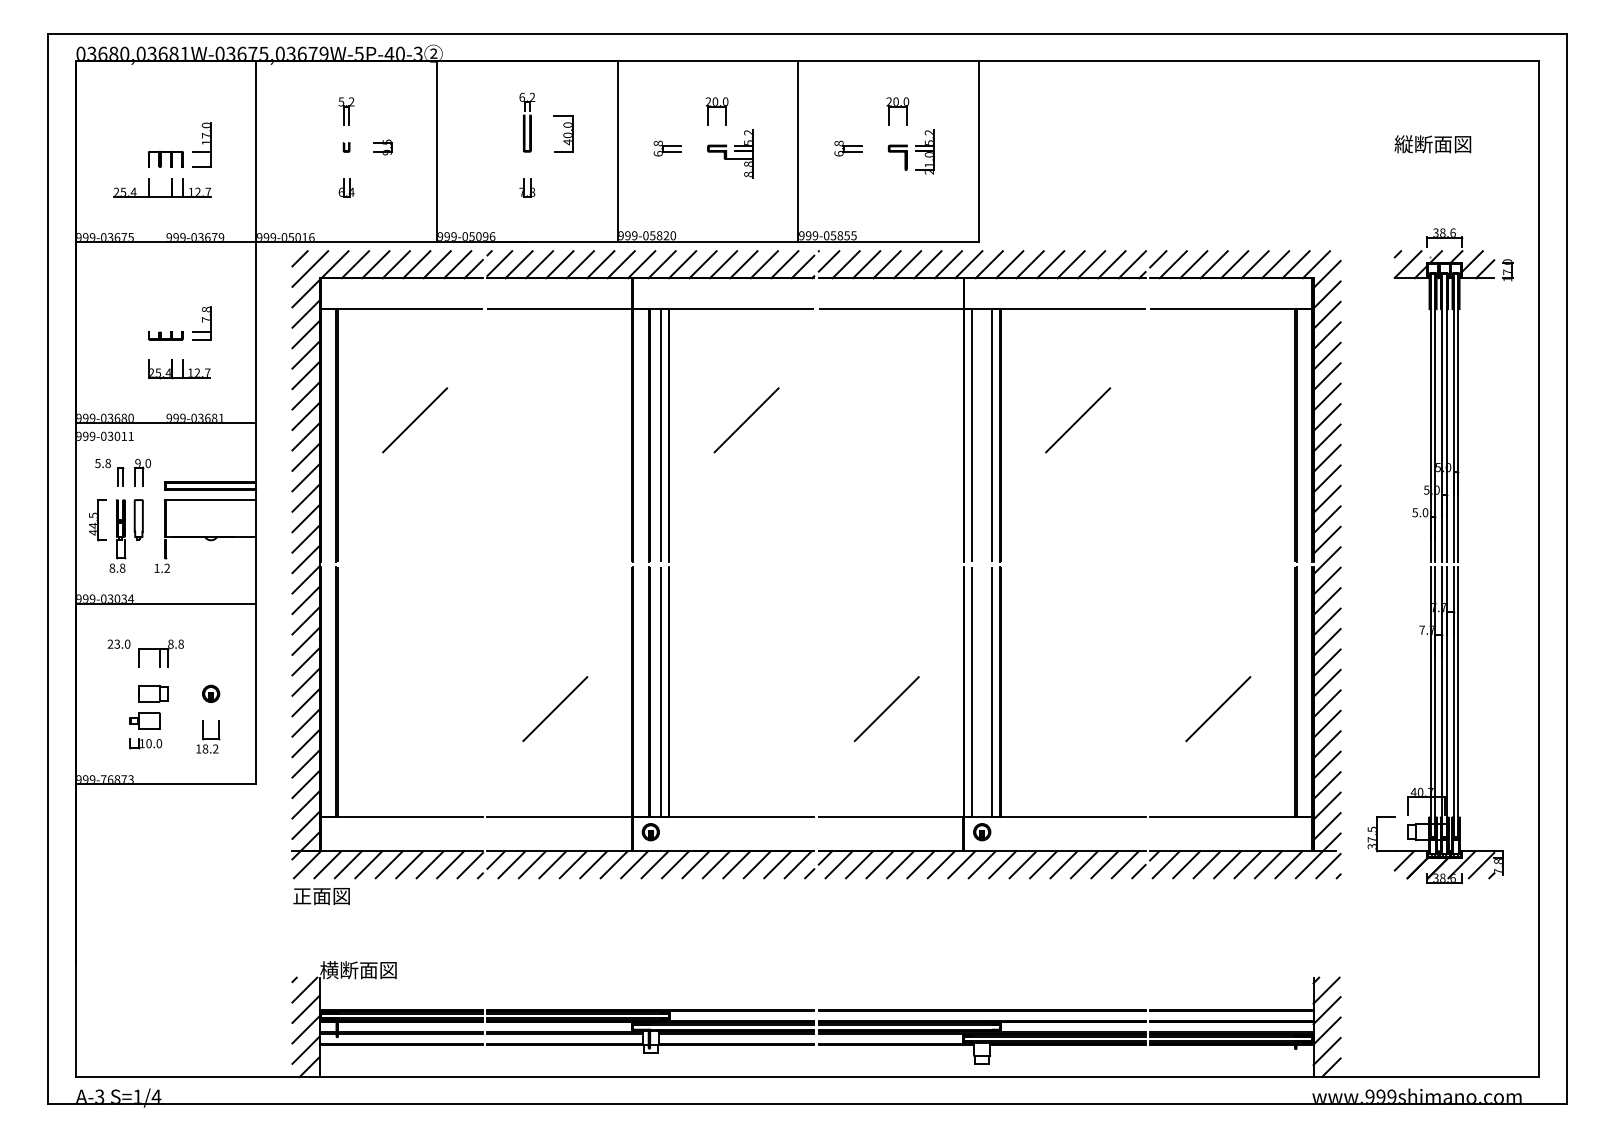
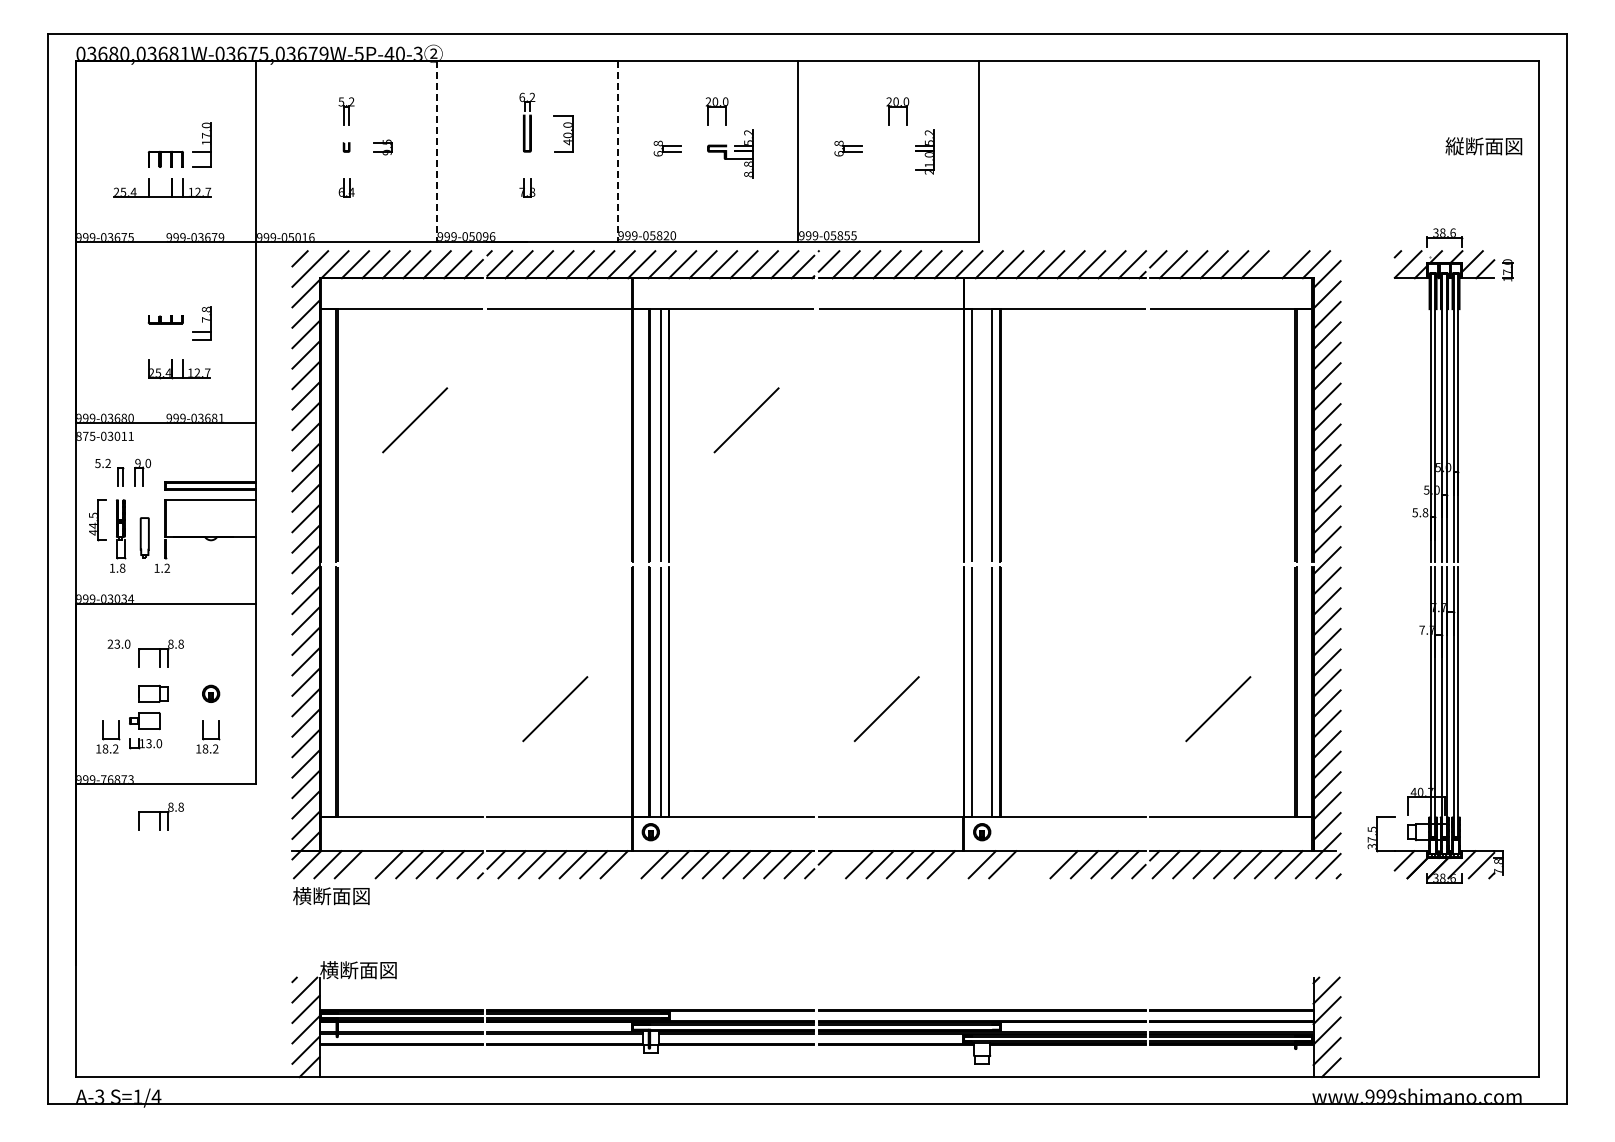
text position: (1432, 144) -> (1483, 146) (1483, 146)
line: solid -> dashed (437, 152)
line: solid -> dashed (617, 152)
part: present -> none (897, 157)
line: present -> none (1275, 264)
part position: (165, 335) -> (165, 319) (165, 319)
line: present -> none (1078, 420)
text: 999-03011 -> 875-03011 (86, 435)
text: 5.8 -> 5.2 (107, 463)
text: 5.0 -> 5.8 (1425, 512)
part position: (138, 519) -> (144, 537) (144, 537)
text: 8.8 -> 1.8 (112, 567)
part: none -> present (108, 736)
text: 10.0 -> 13.0 (148, 743)
part: none -> present (160, 816)
line: present -> none (368, 864)
line: present -> none (634, 864)
line: present -> none (838, 864)
line: present -> none (961, 864)
line: present -> none (1022, 864)
line: present -> none (1043, 864)
text: 正面図 -> 横断面図 (331, 896)
